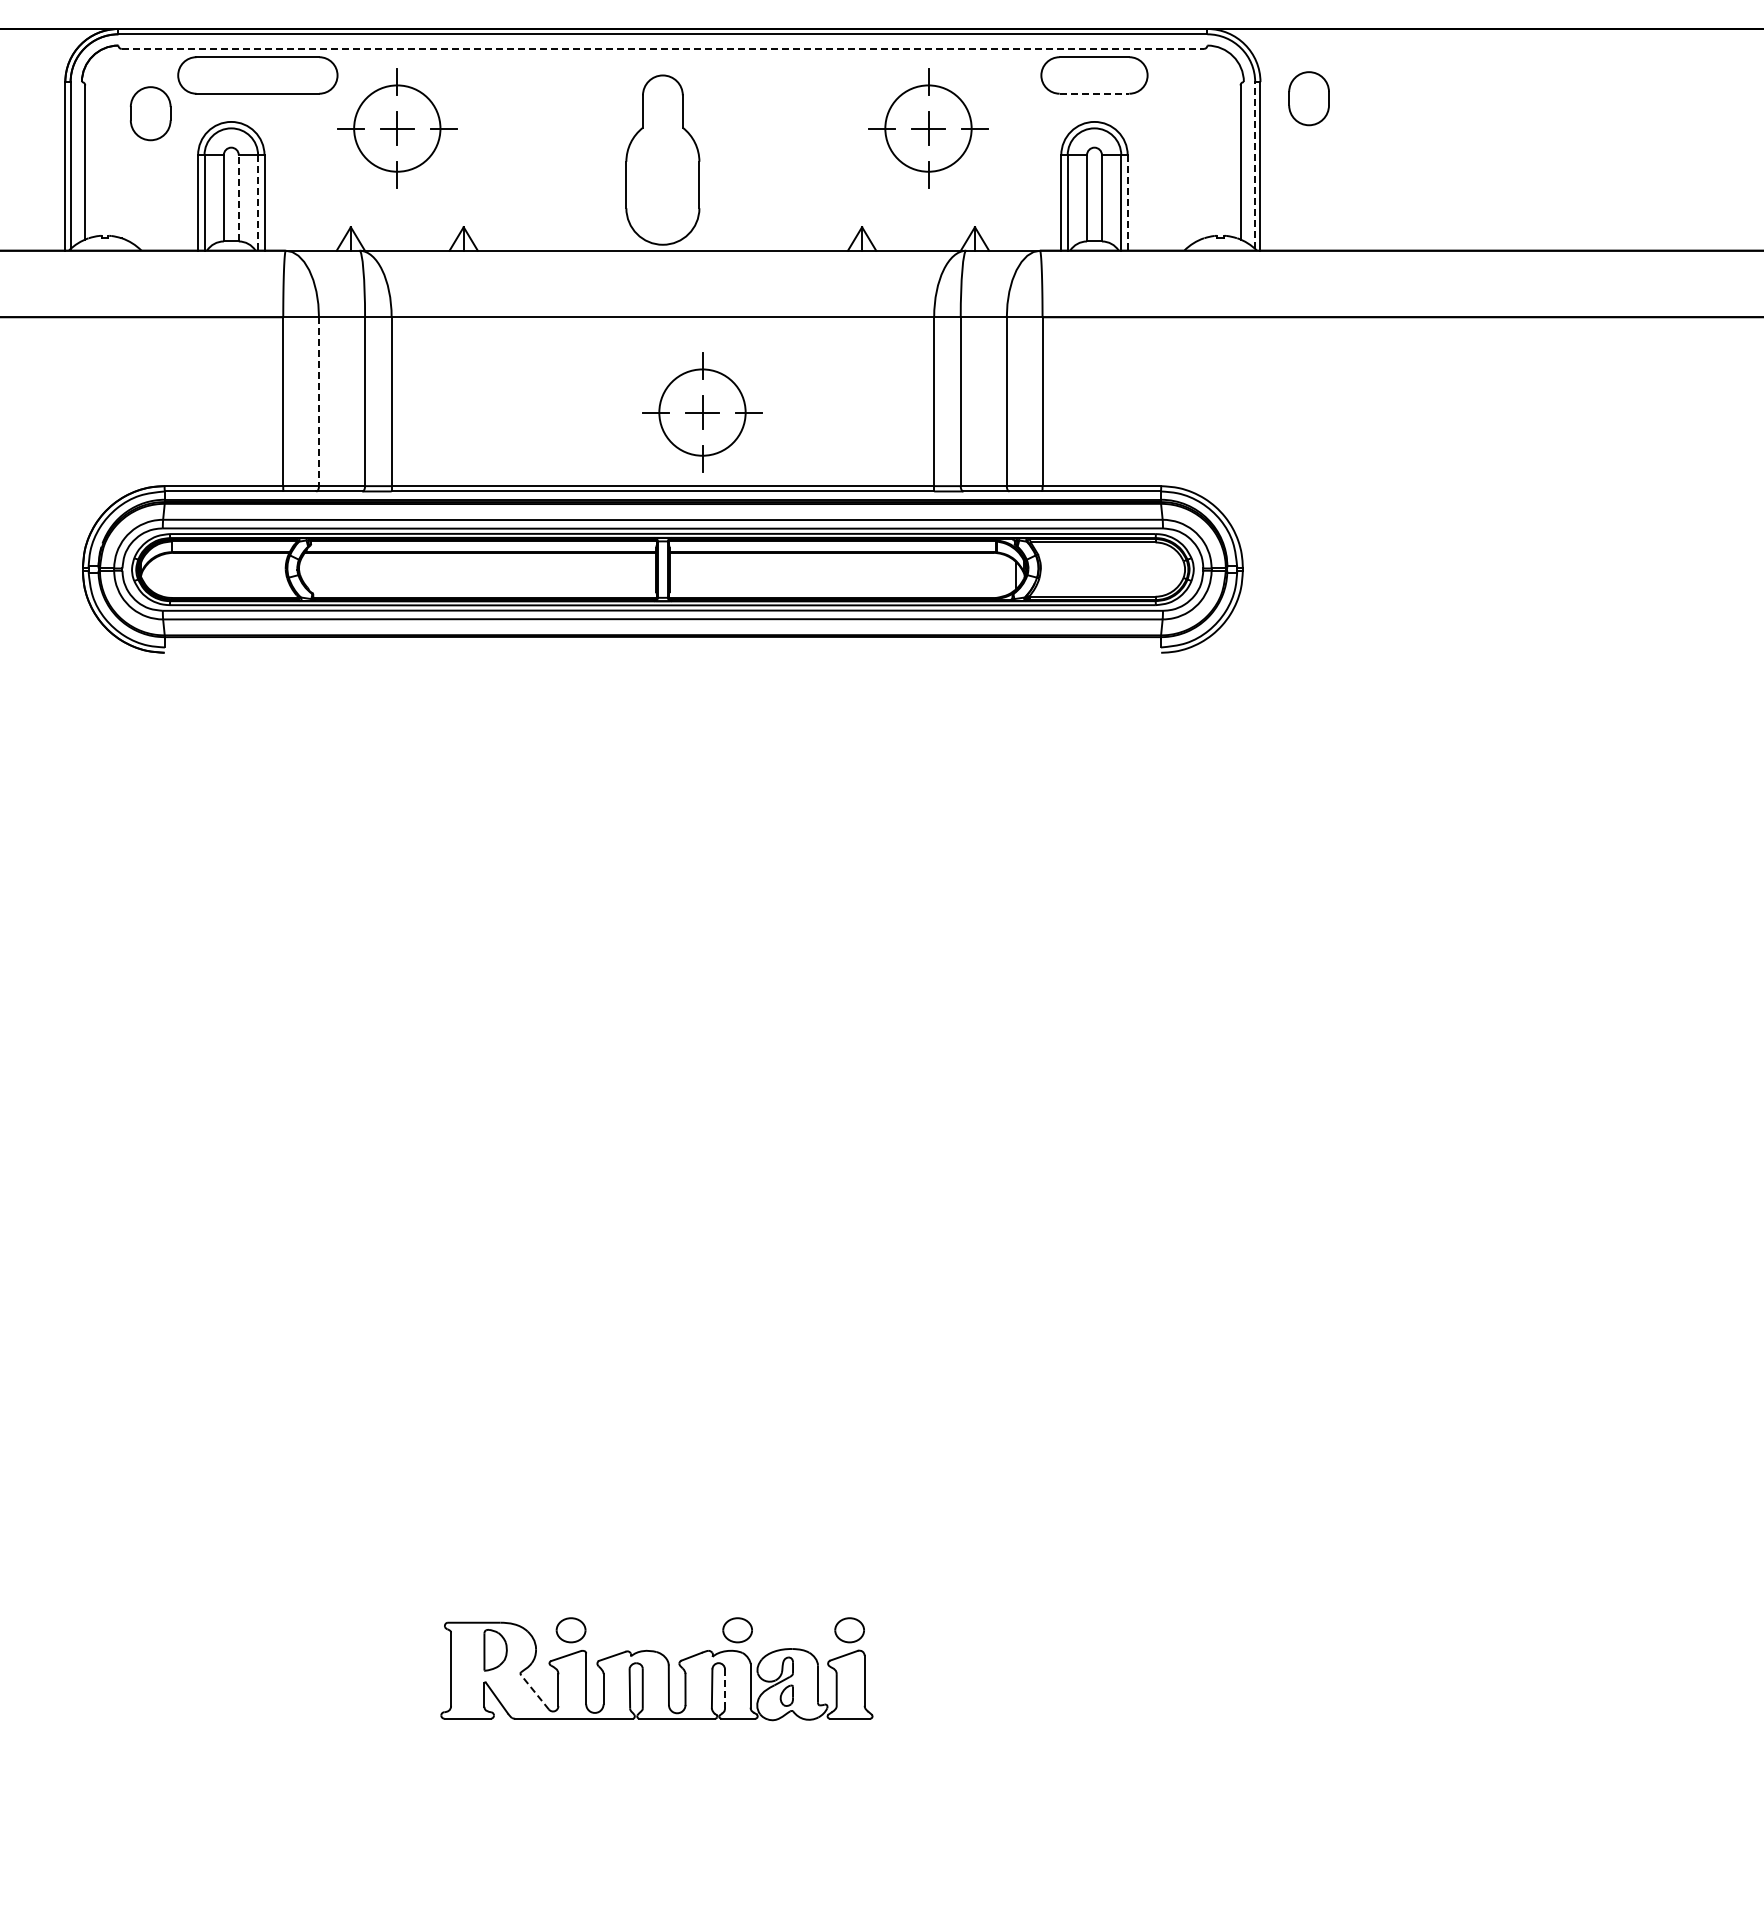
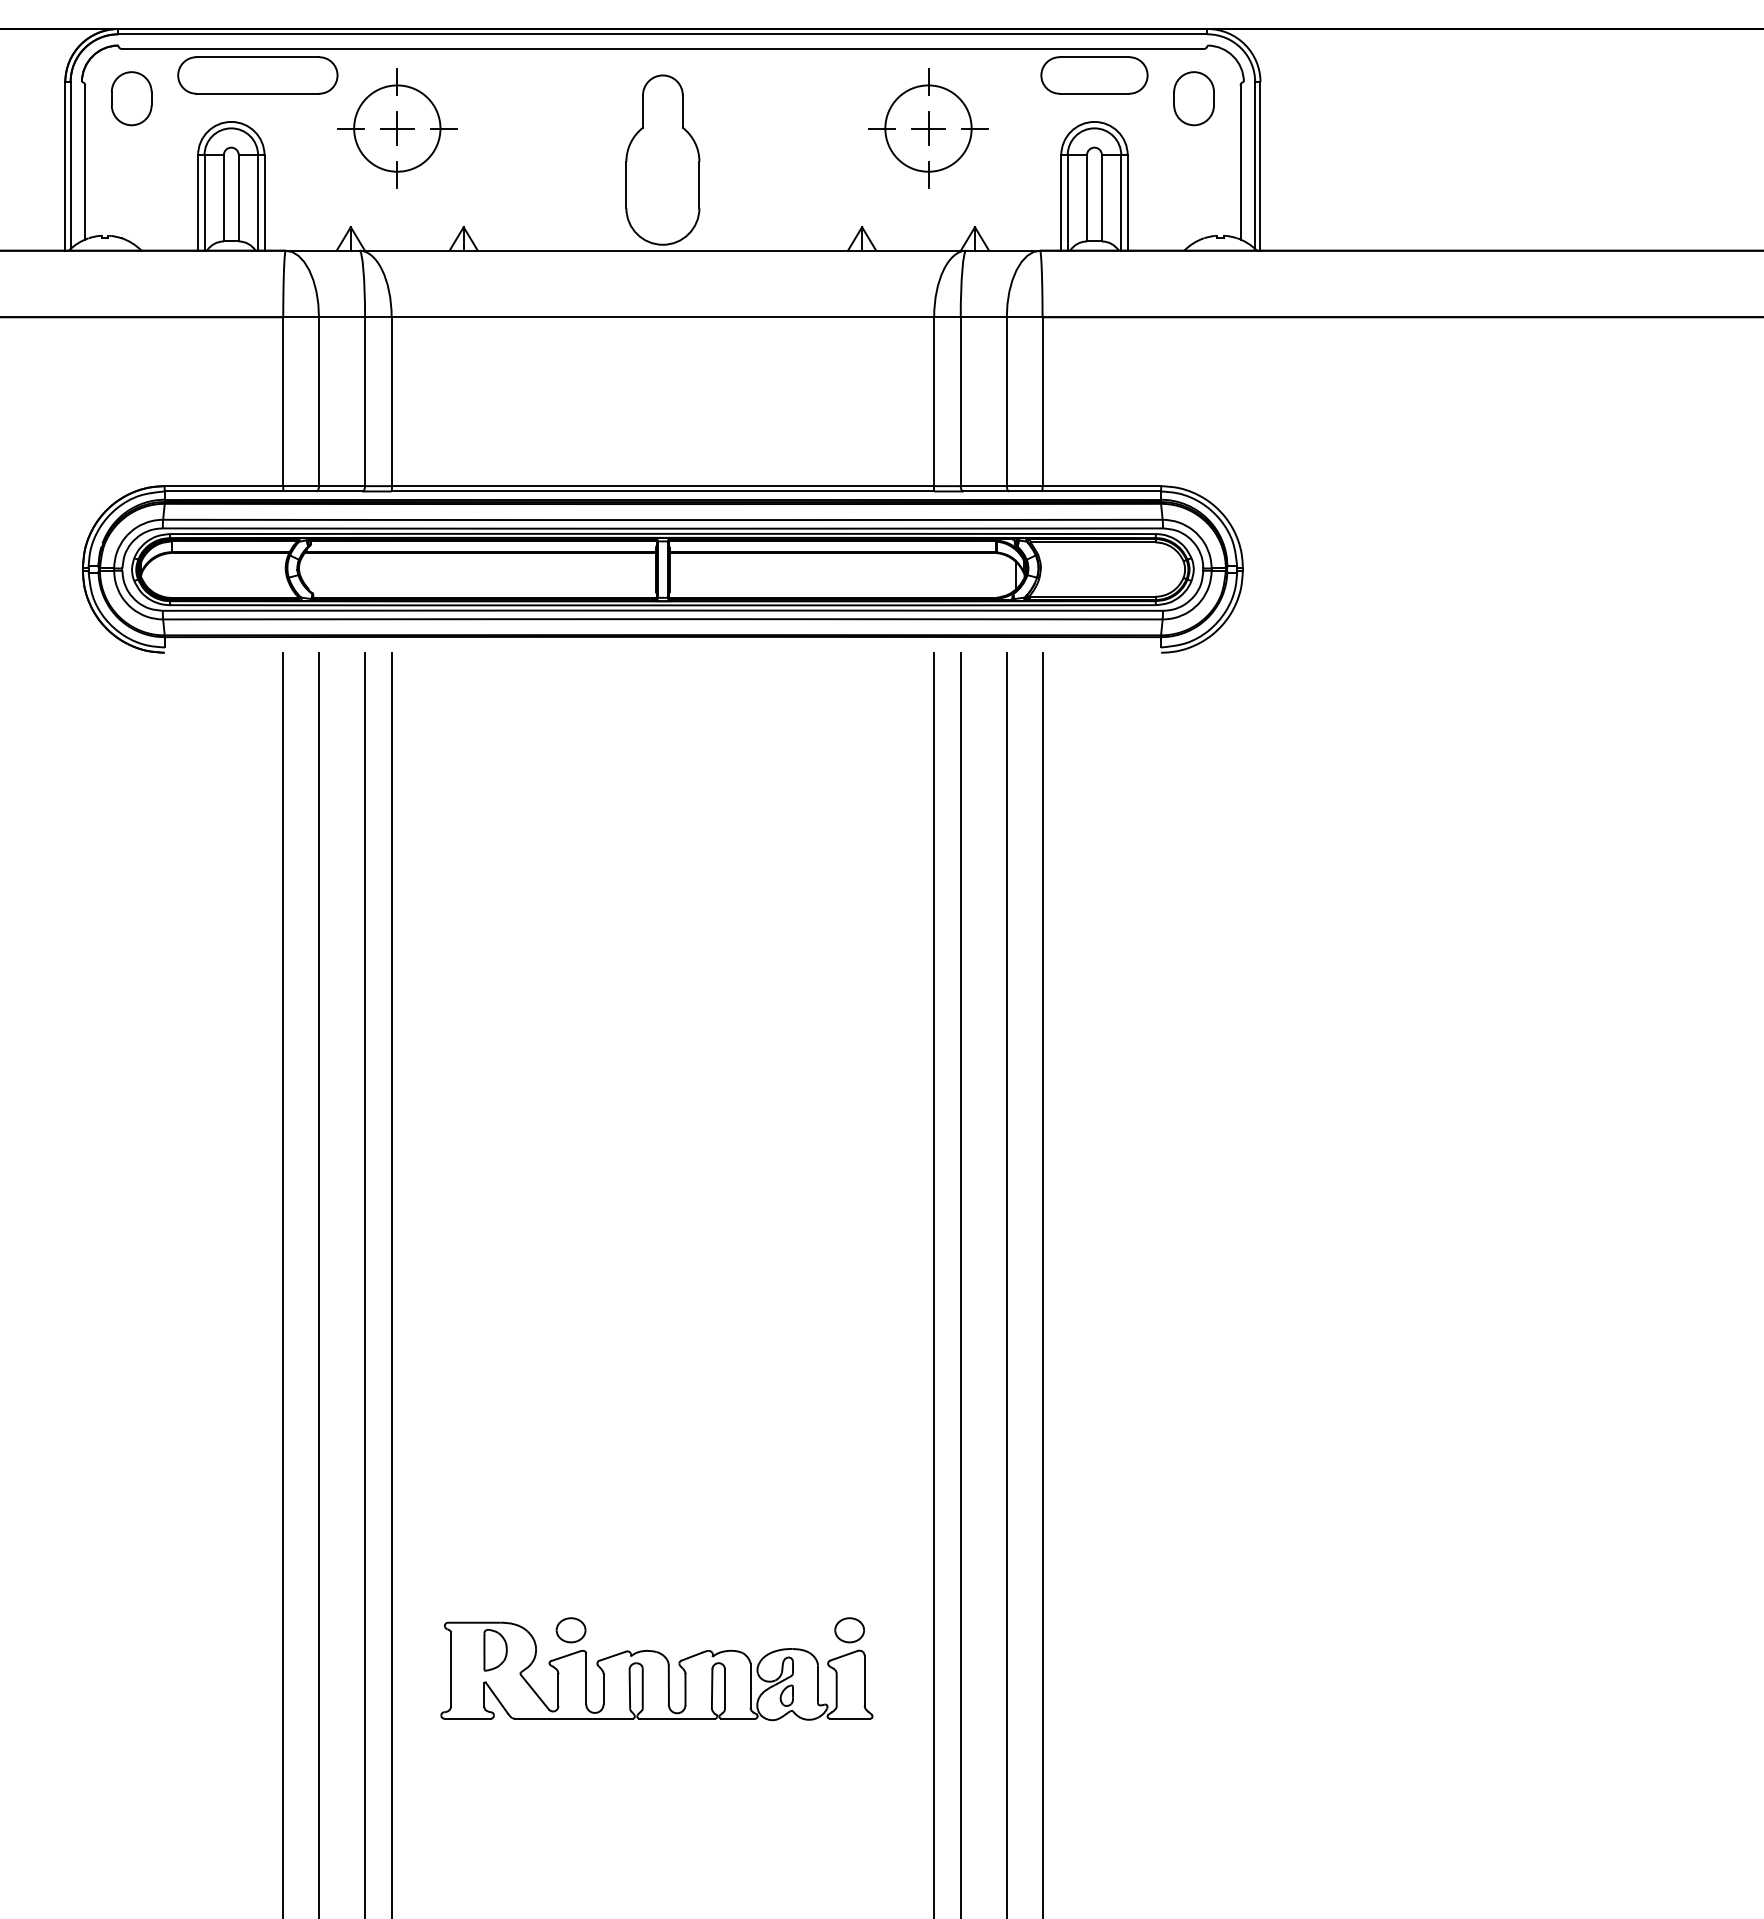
line: dashed -> solid (663, 48)
line: dashed -> solid (1094, 93)
part position: (1308, 98) -> (1193, 98) (1193, 98)
part position: (150, 113) -> (131, 98) (131, 98)
line: dashed -> solid (1255, 165)
line: dashed -> solid (238, 197)
line: dashed -> solid (258, 202)
line: dashed -> solid (1127, 202)
line: dashed -> solid (319, 402)
part: present -> none (702, 412)
line: none -> present (283, 1283)
line: none -> present (319, 1283)
line: none -> present (365, 1283)
line: none -> present (391, 1283)
line: none -> present (934, 1283)
line: none -> present (960, 1283)
line: none -> present (1006, 1283)
line: none -> present (1042, 1283)
part: present -> none (737, 1630)
line: dashed -> solid (725, 1689)
line: dashed -> solid (535, 1692)
